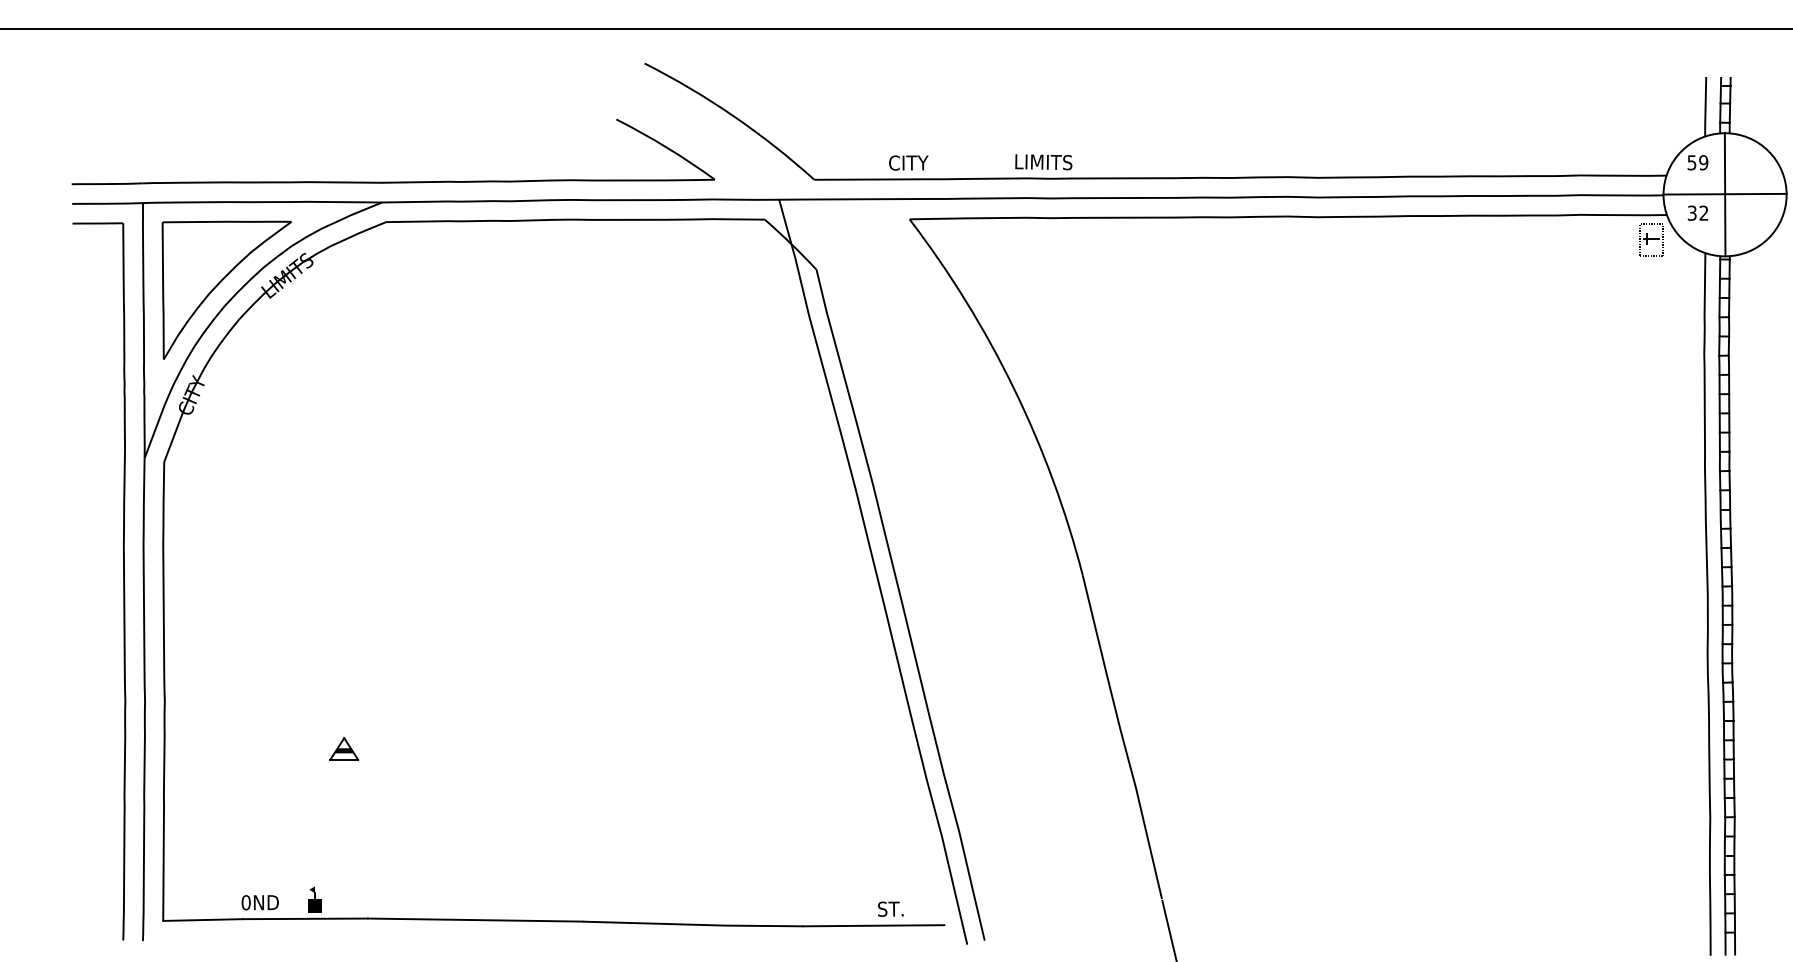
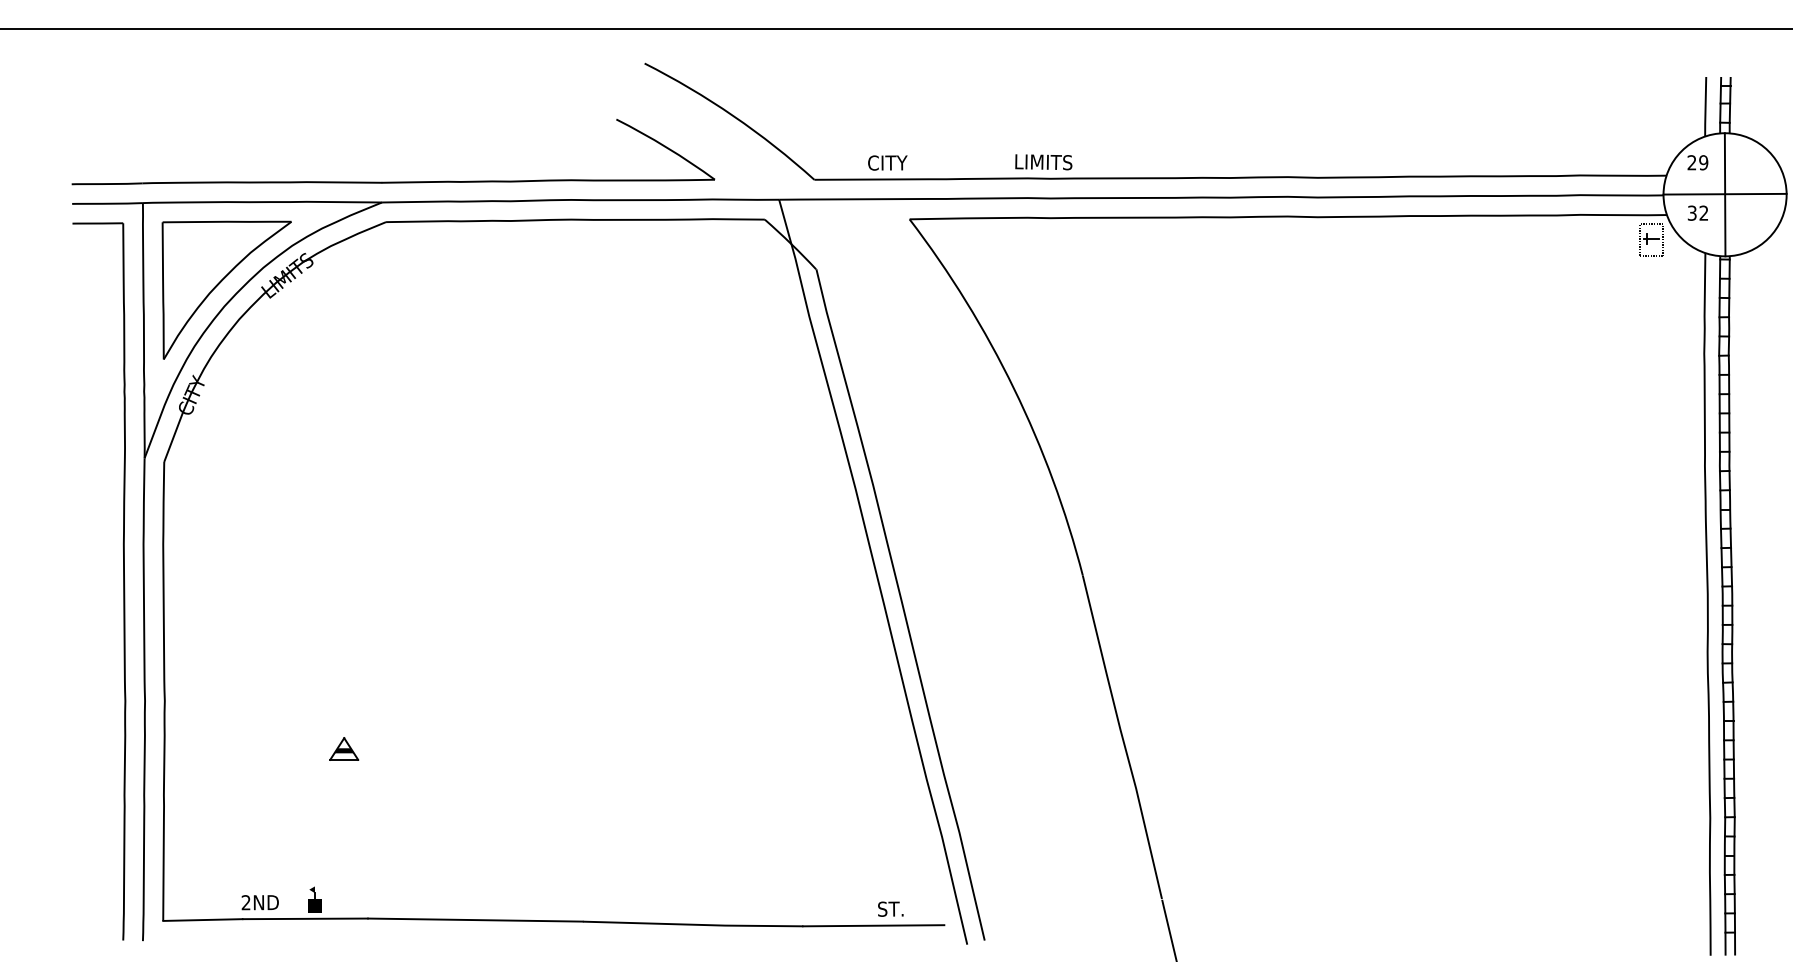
text position: (908, 162) -> (887, 162) (887, 162)
text: 59 -> 29 (1691, 162)
text: 0ND -> 2ND (245, 902)
